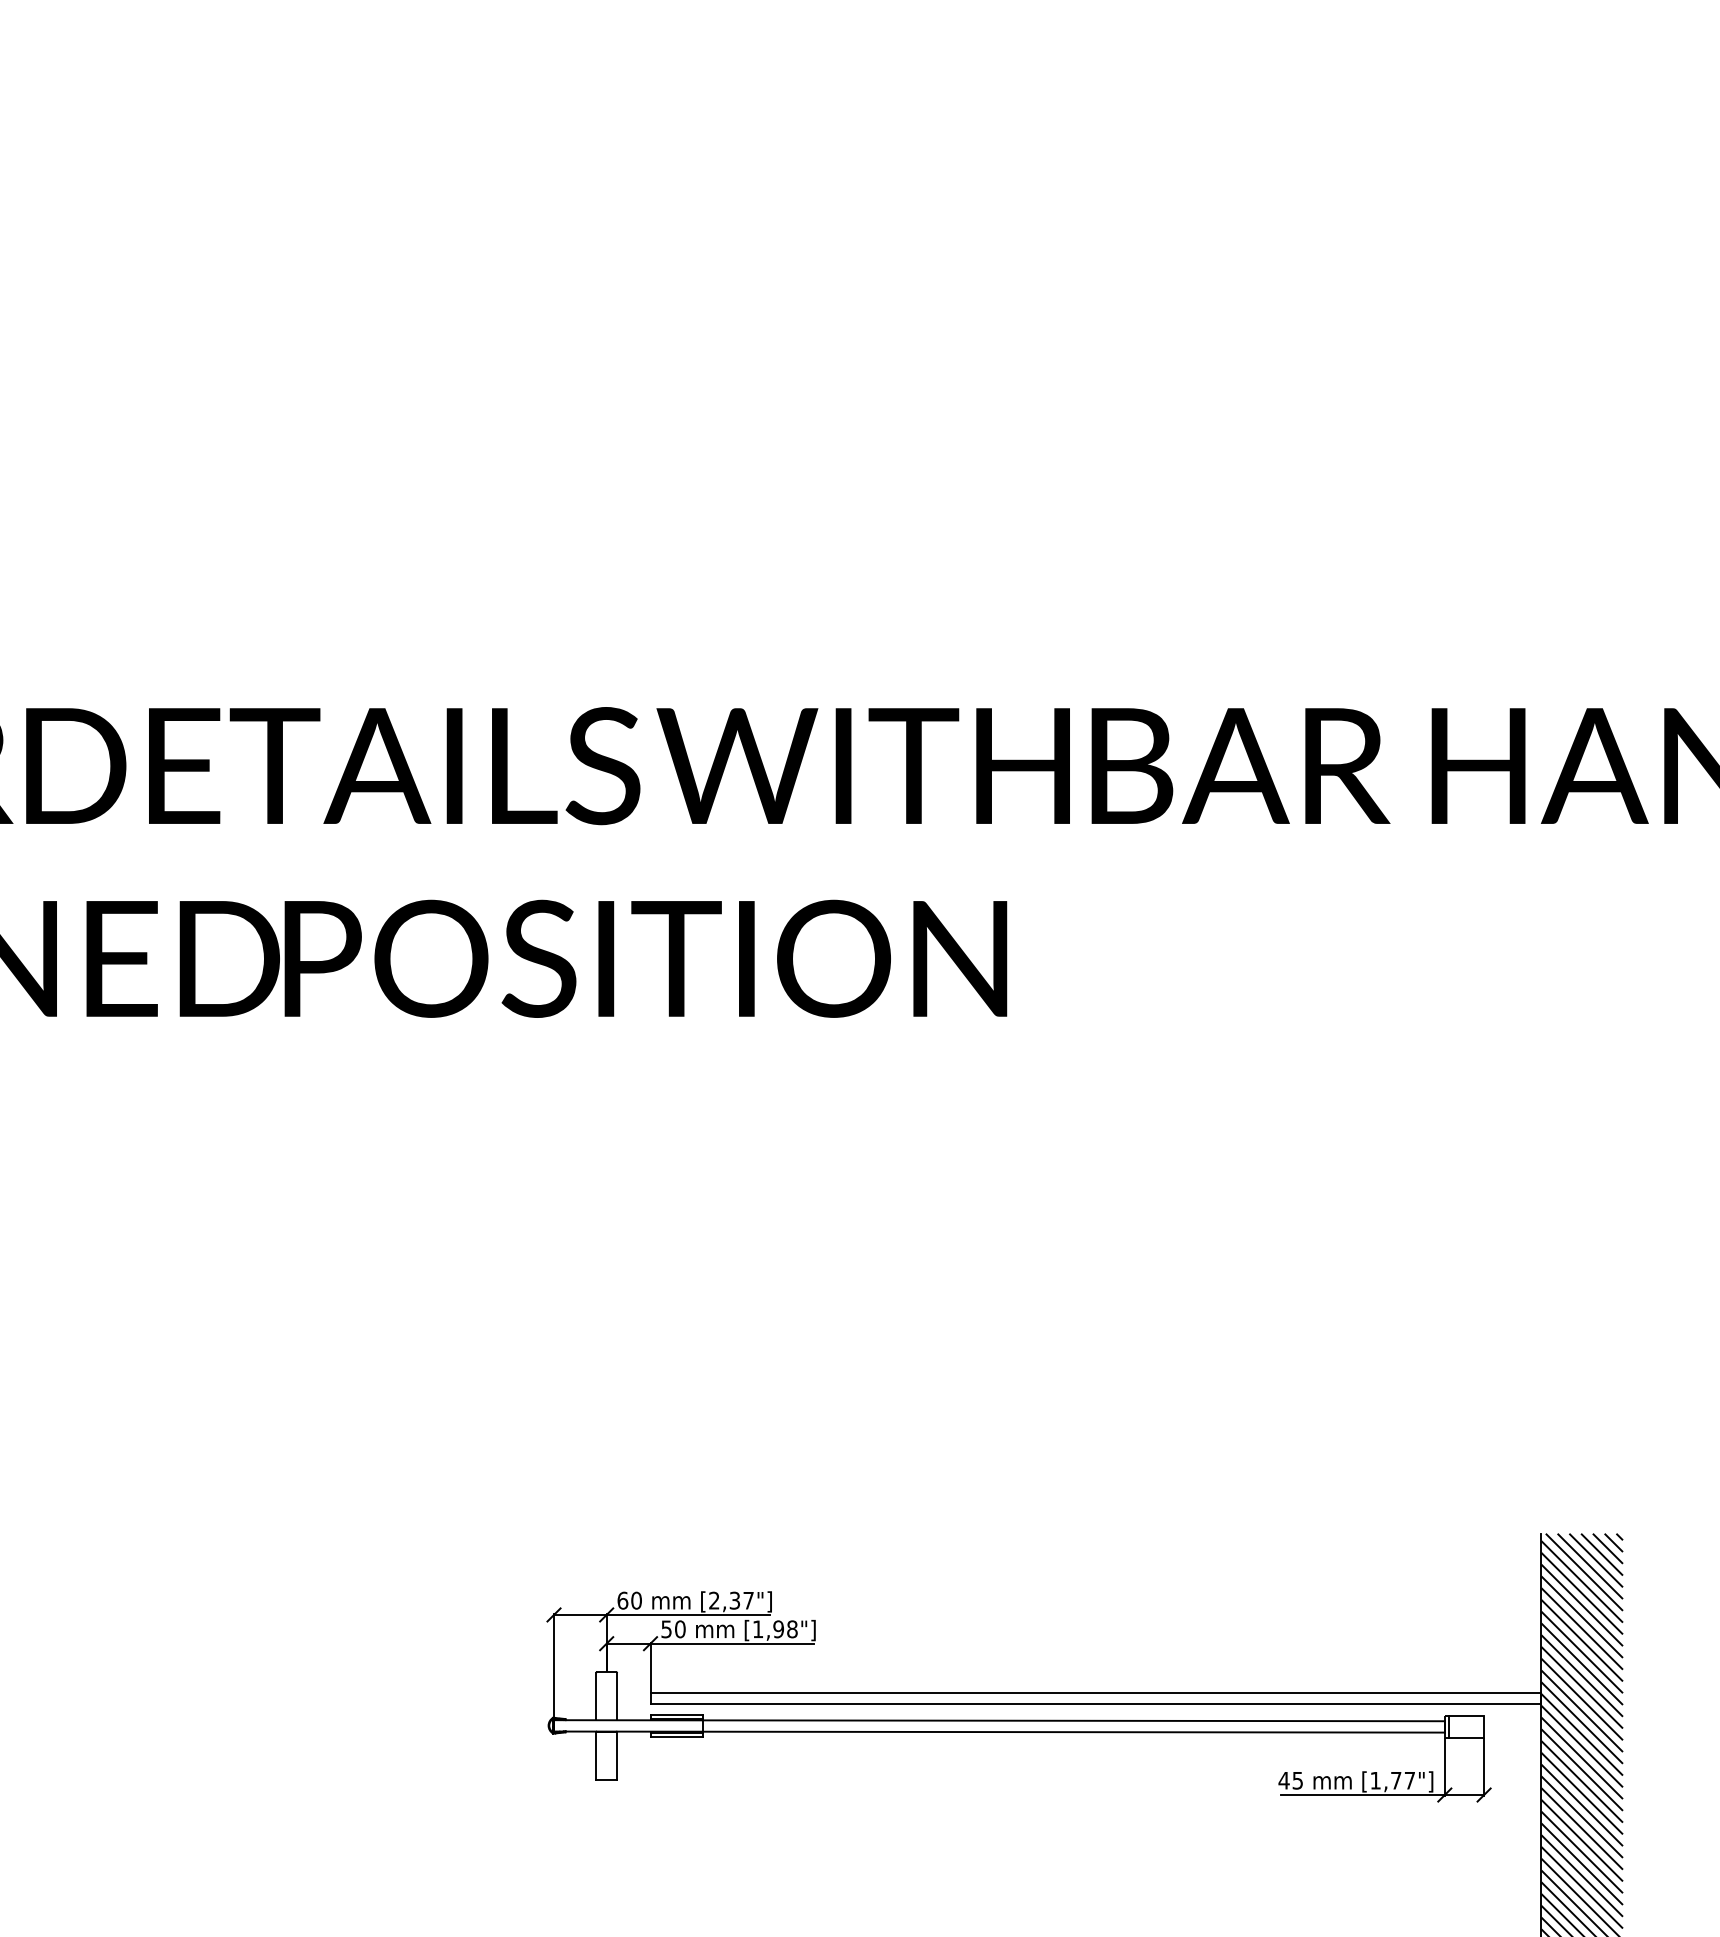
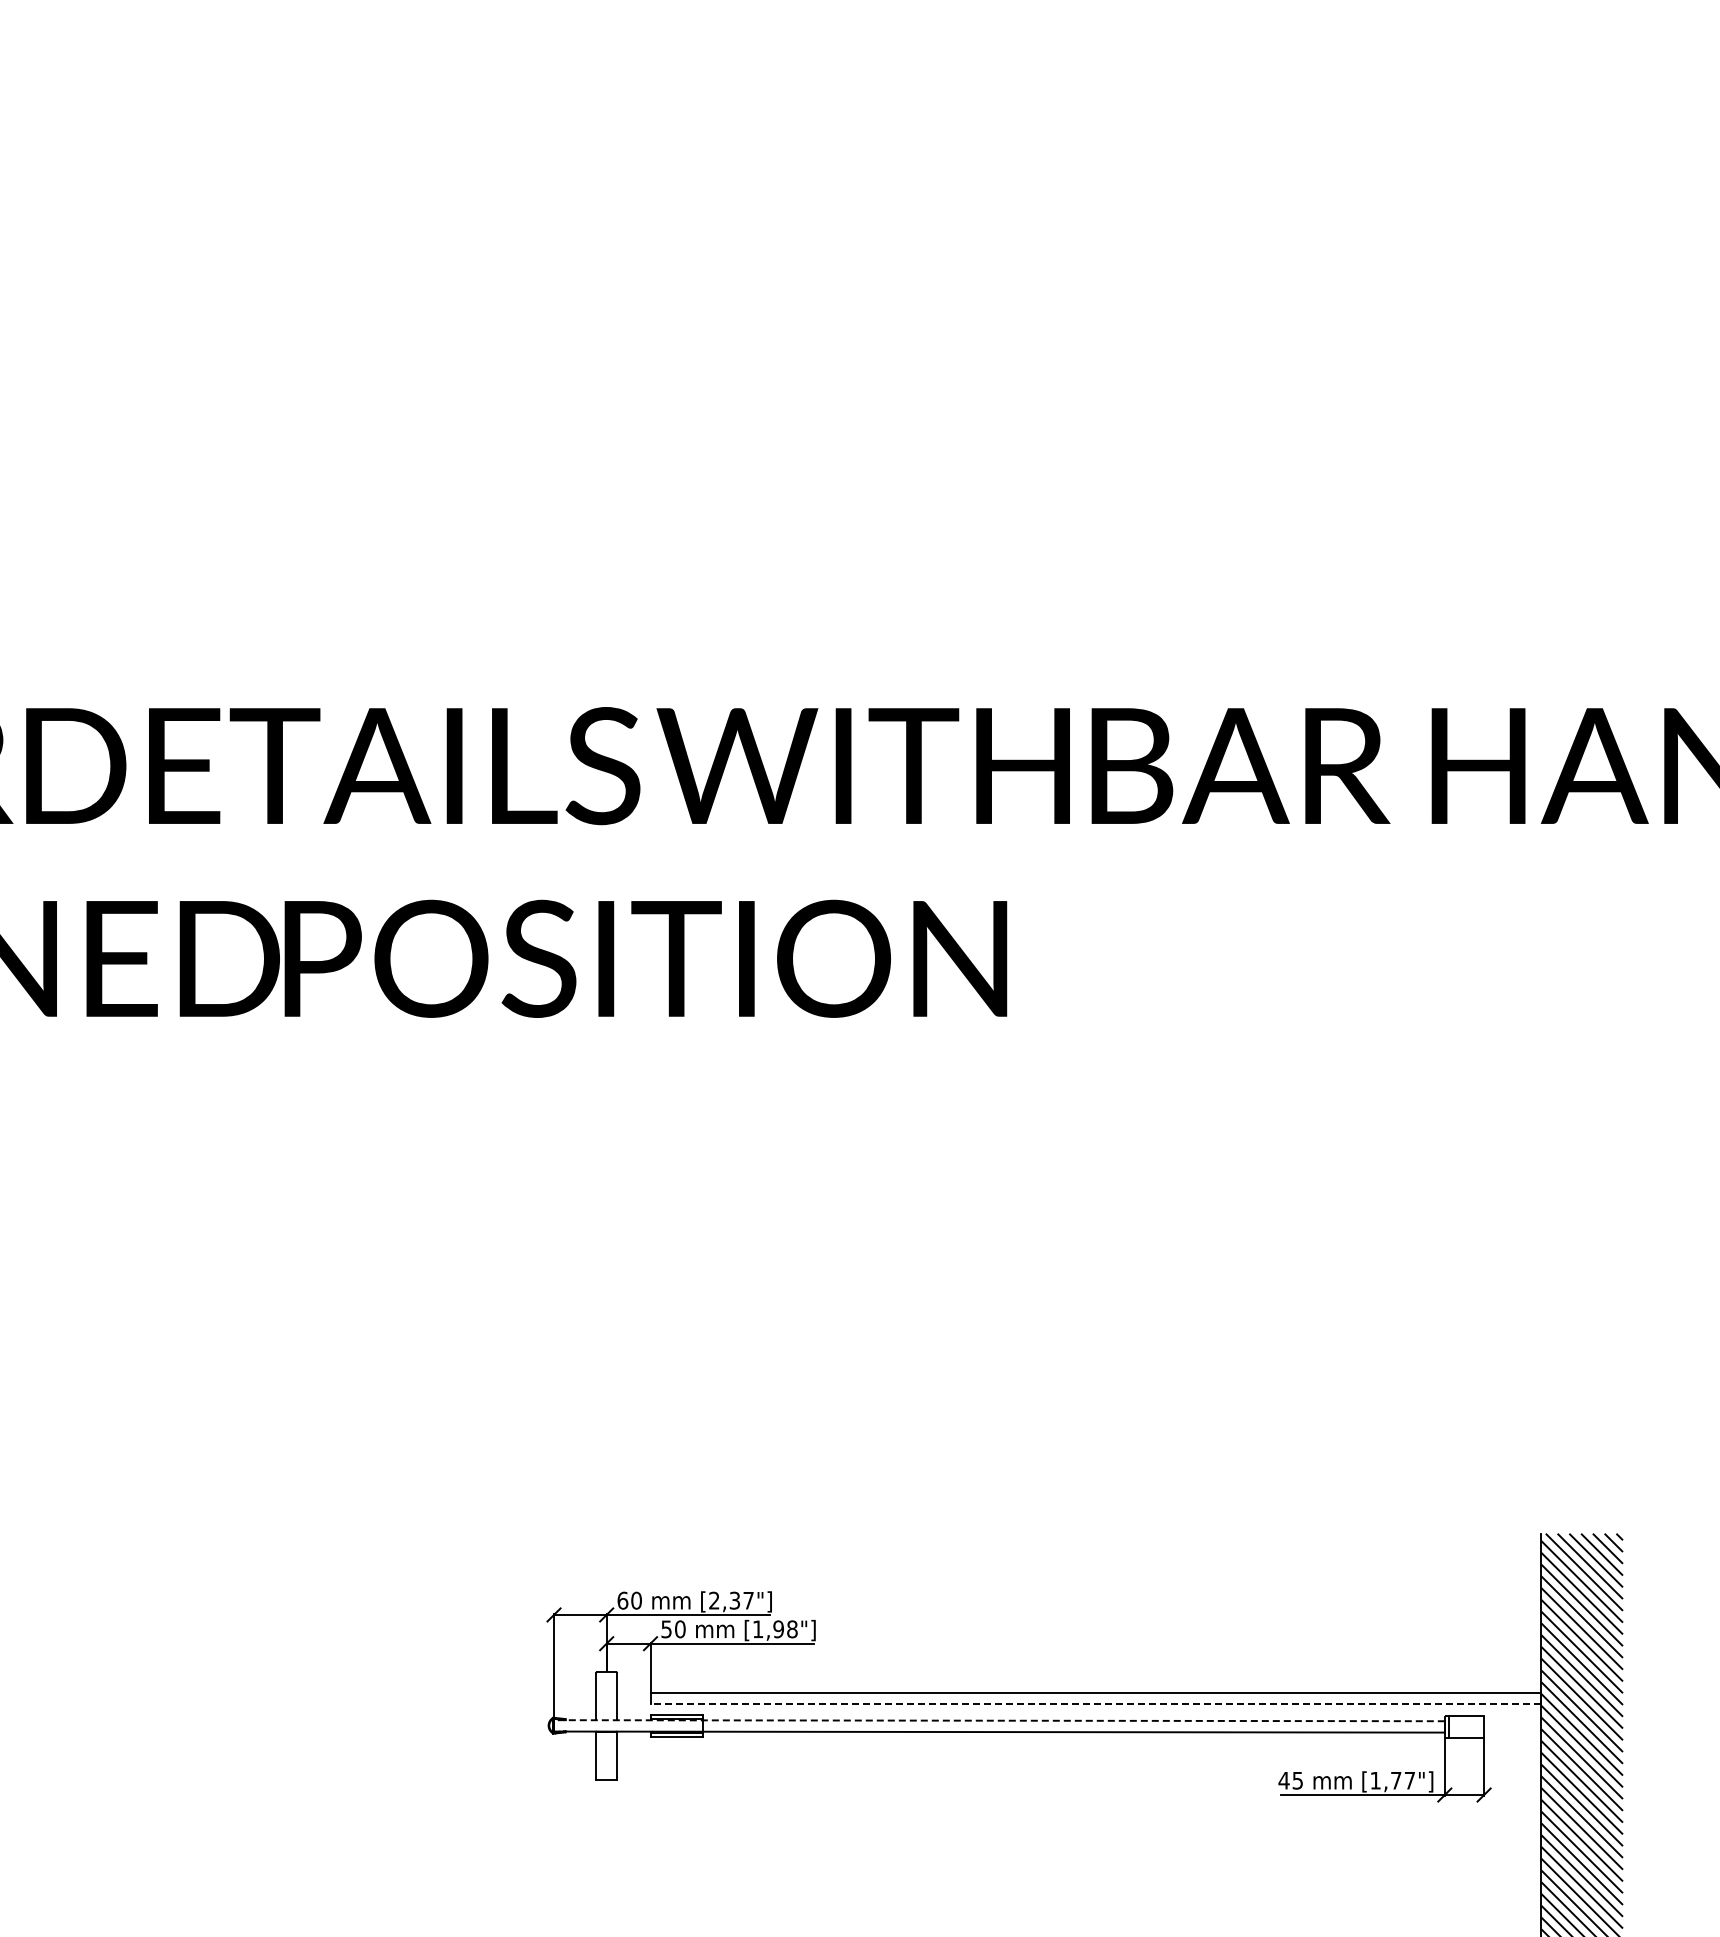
line: solid -> dashed (1095, 1704)
line: solid -> dashed (998, 1720)
